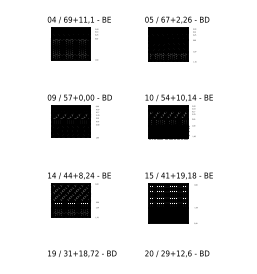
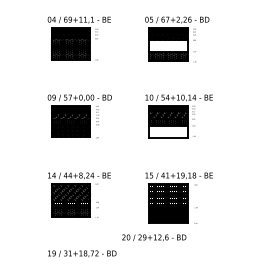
hatch: present -> none (167, 45)
hatch: present -> none (167, 131)
text position: (177, 253) -> (154, 237) (154, 237)
